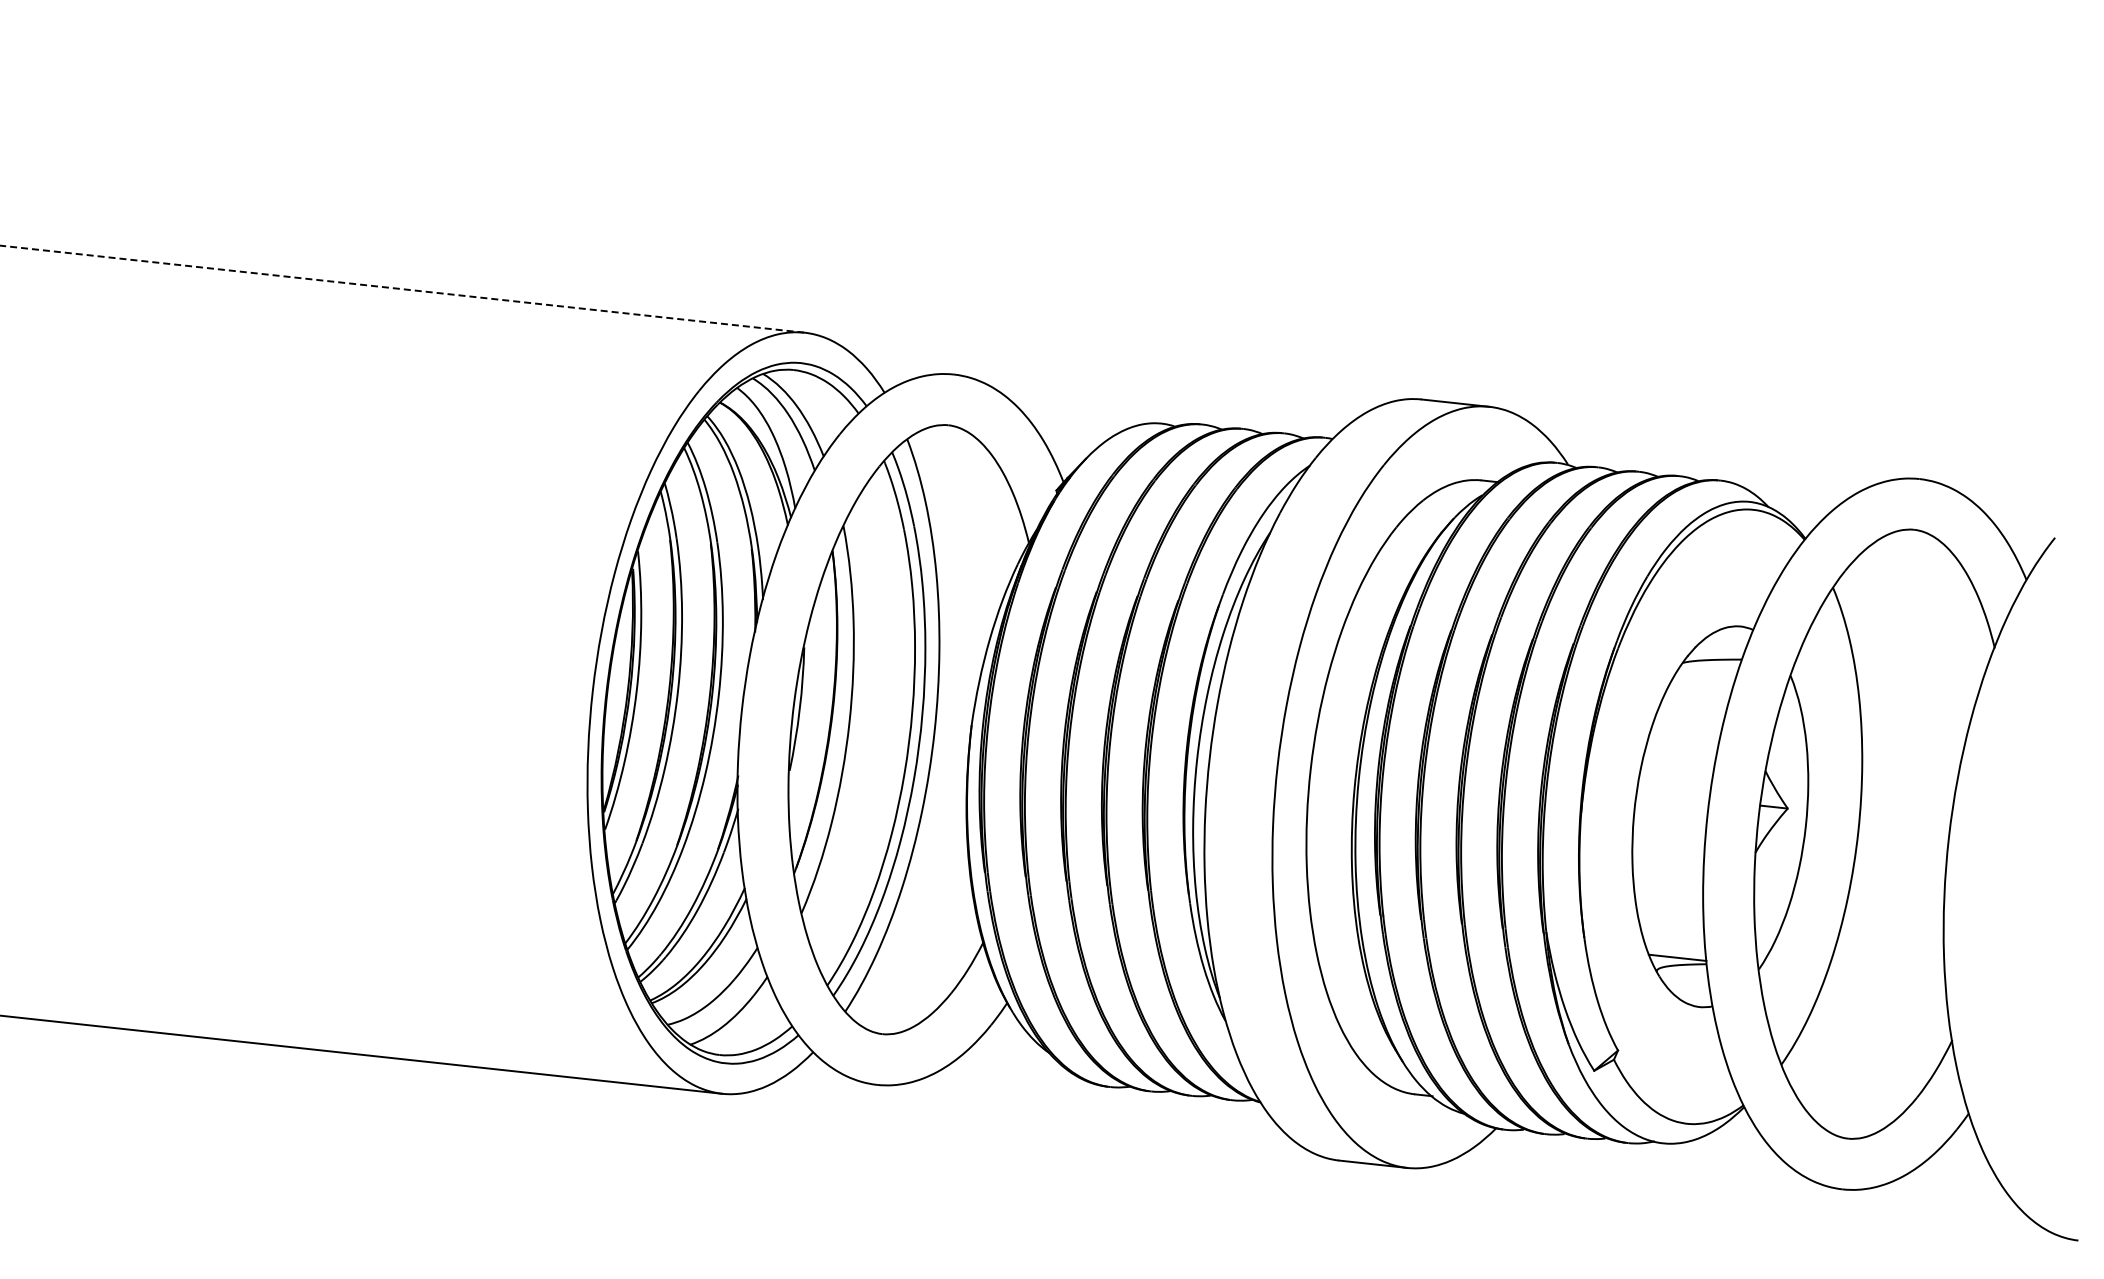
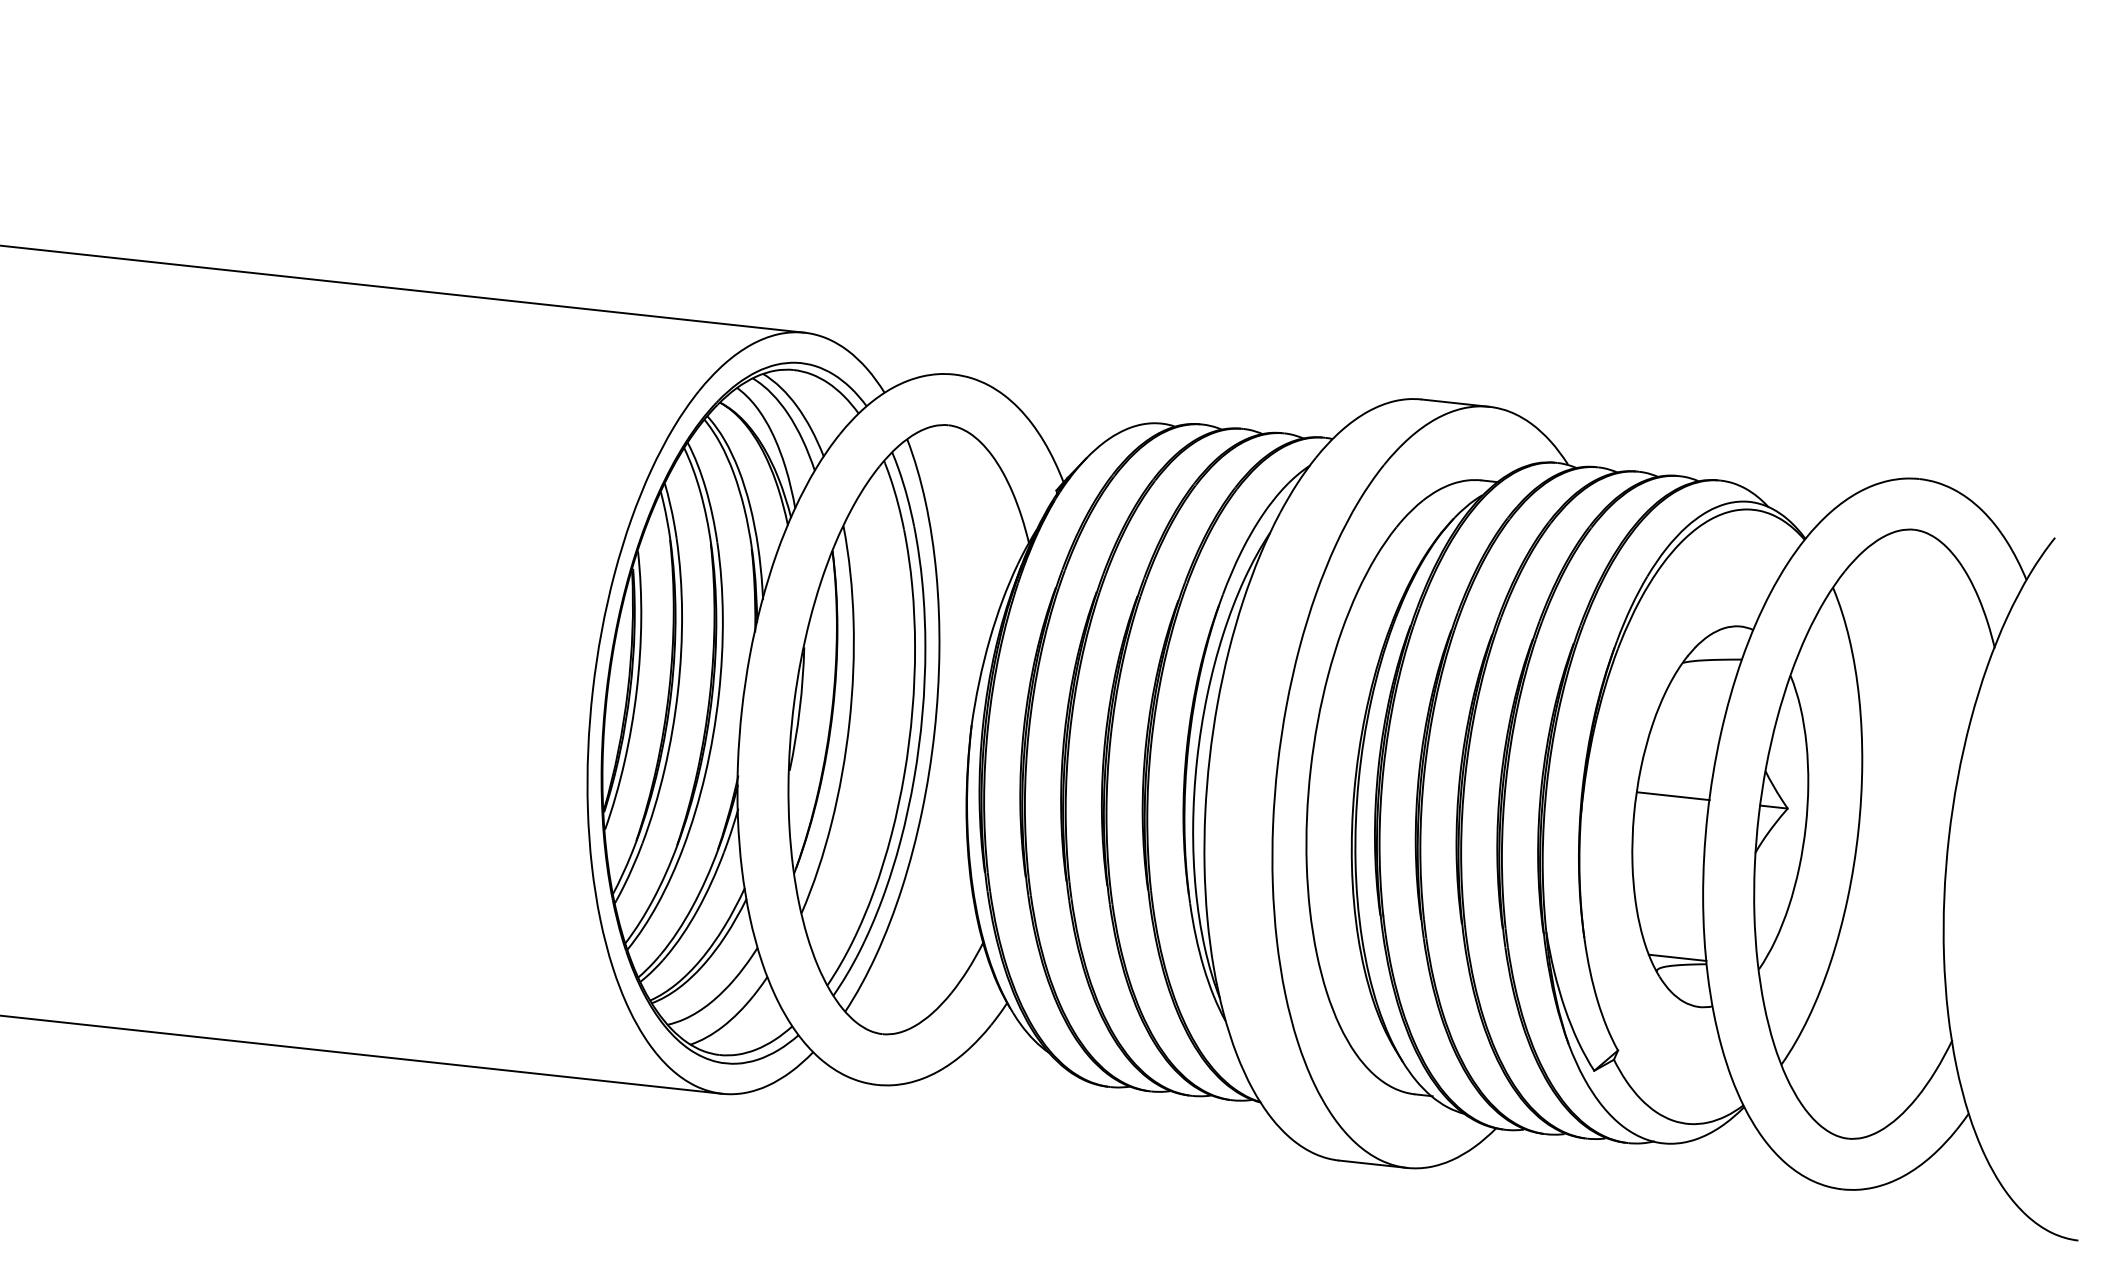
line: dashed -> solid (403, 289)
line: none -> present (1672, 796)
